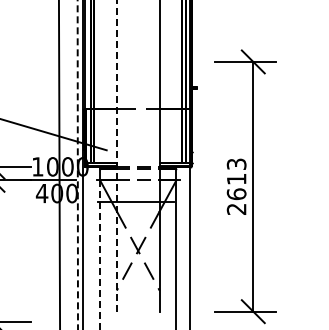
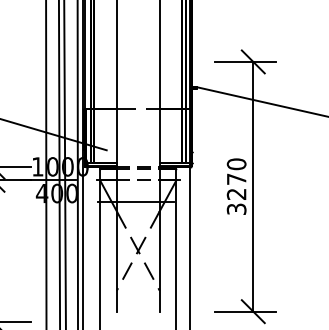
line: none -> present (261, 101)
line: dashed -> solid (116, 155)
line: none -> present (46, 164)
line: none -> present (64, 164)
line: dashed -> solid (77, 164)
text: 2613 -> 3270 (236, 186)
line: dashed -> solid (100, 255)
